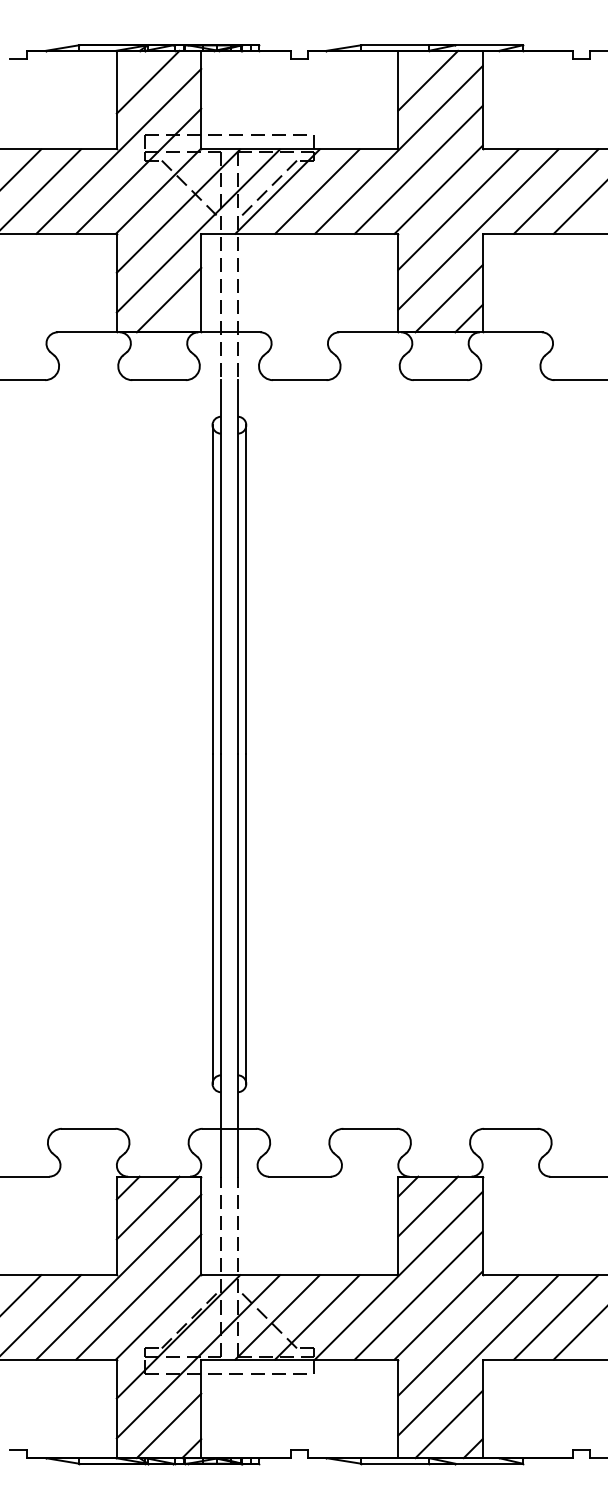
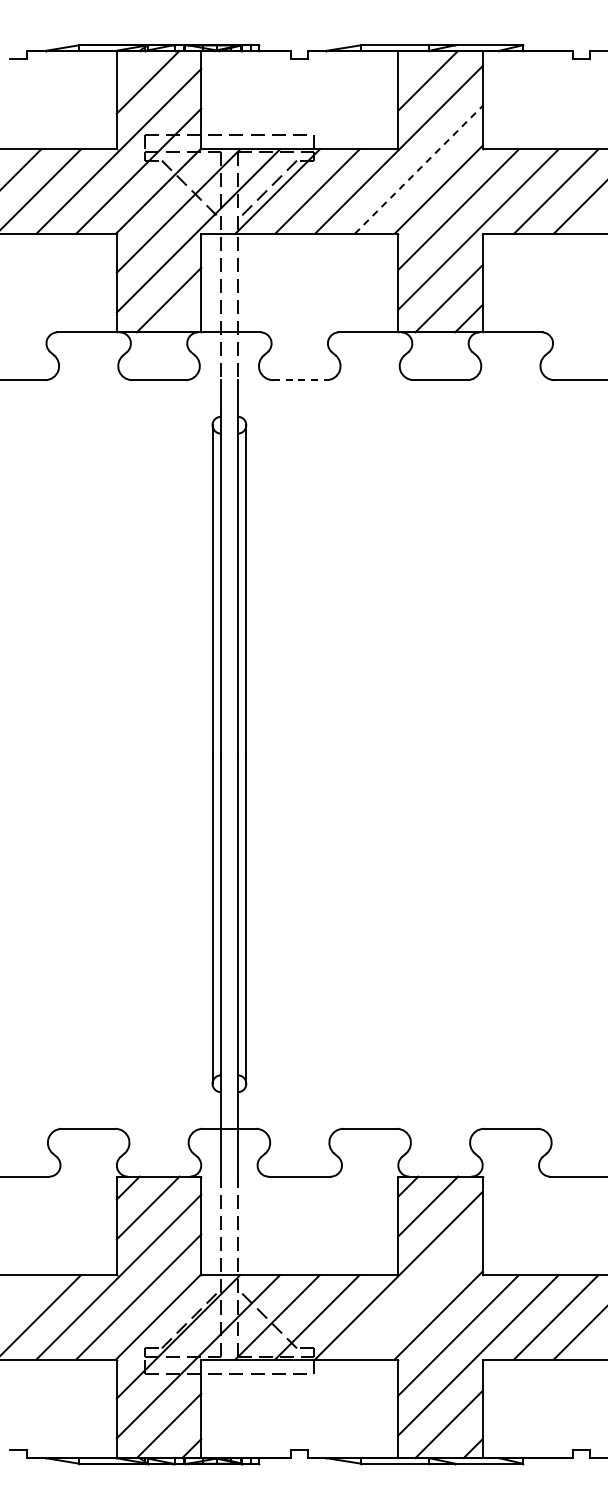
line: solid -> dashed (419, 169)
line: solid -> dashed (299, 380)
line: present -> none (21, 1294)
line: present -> none (418, 1295)
